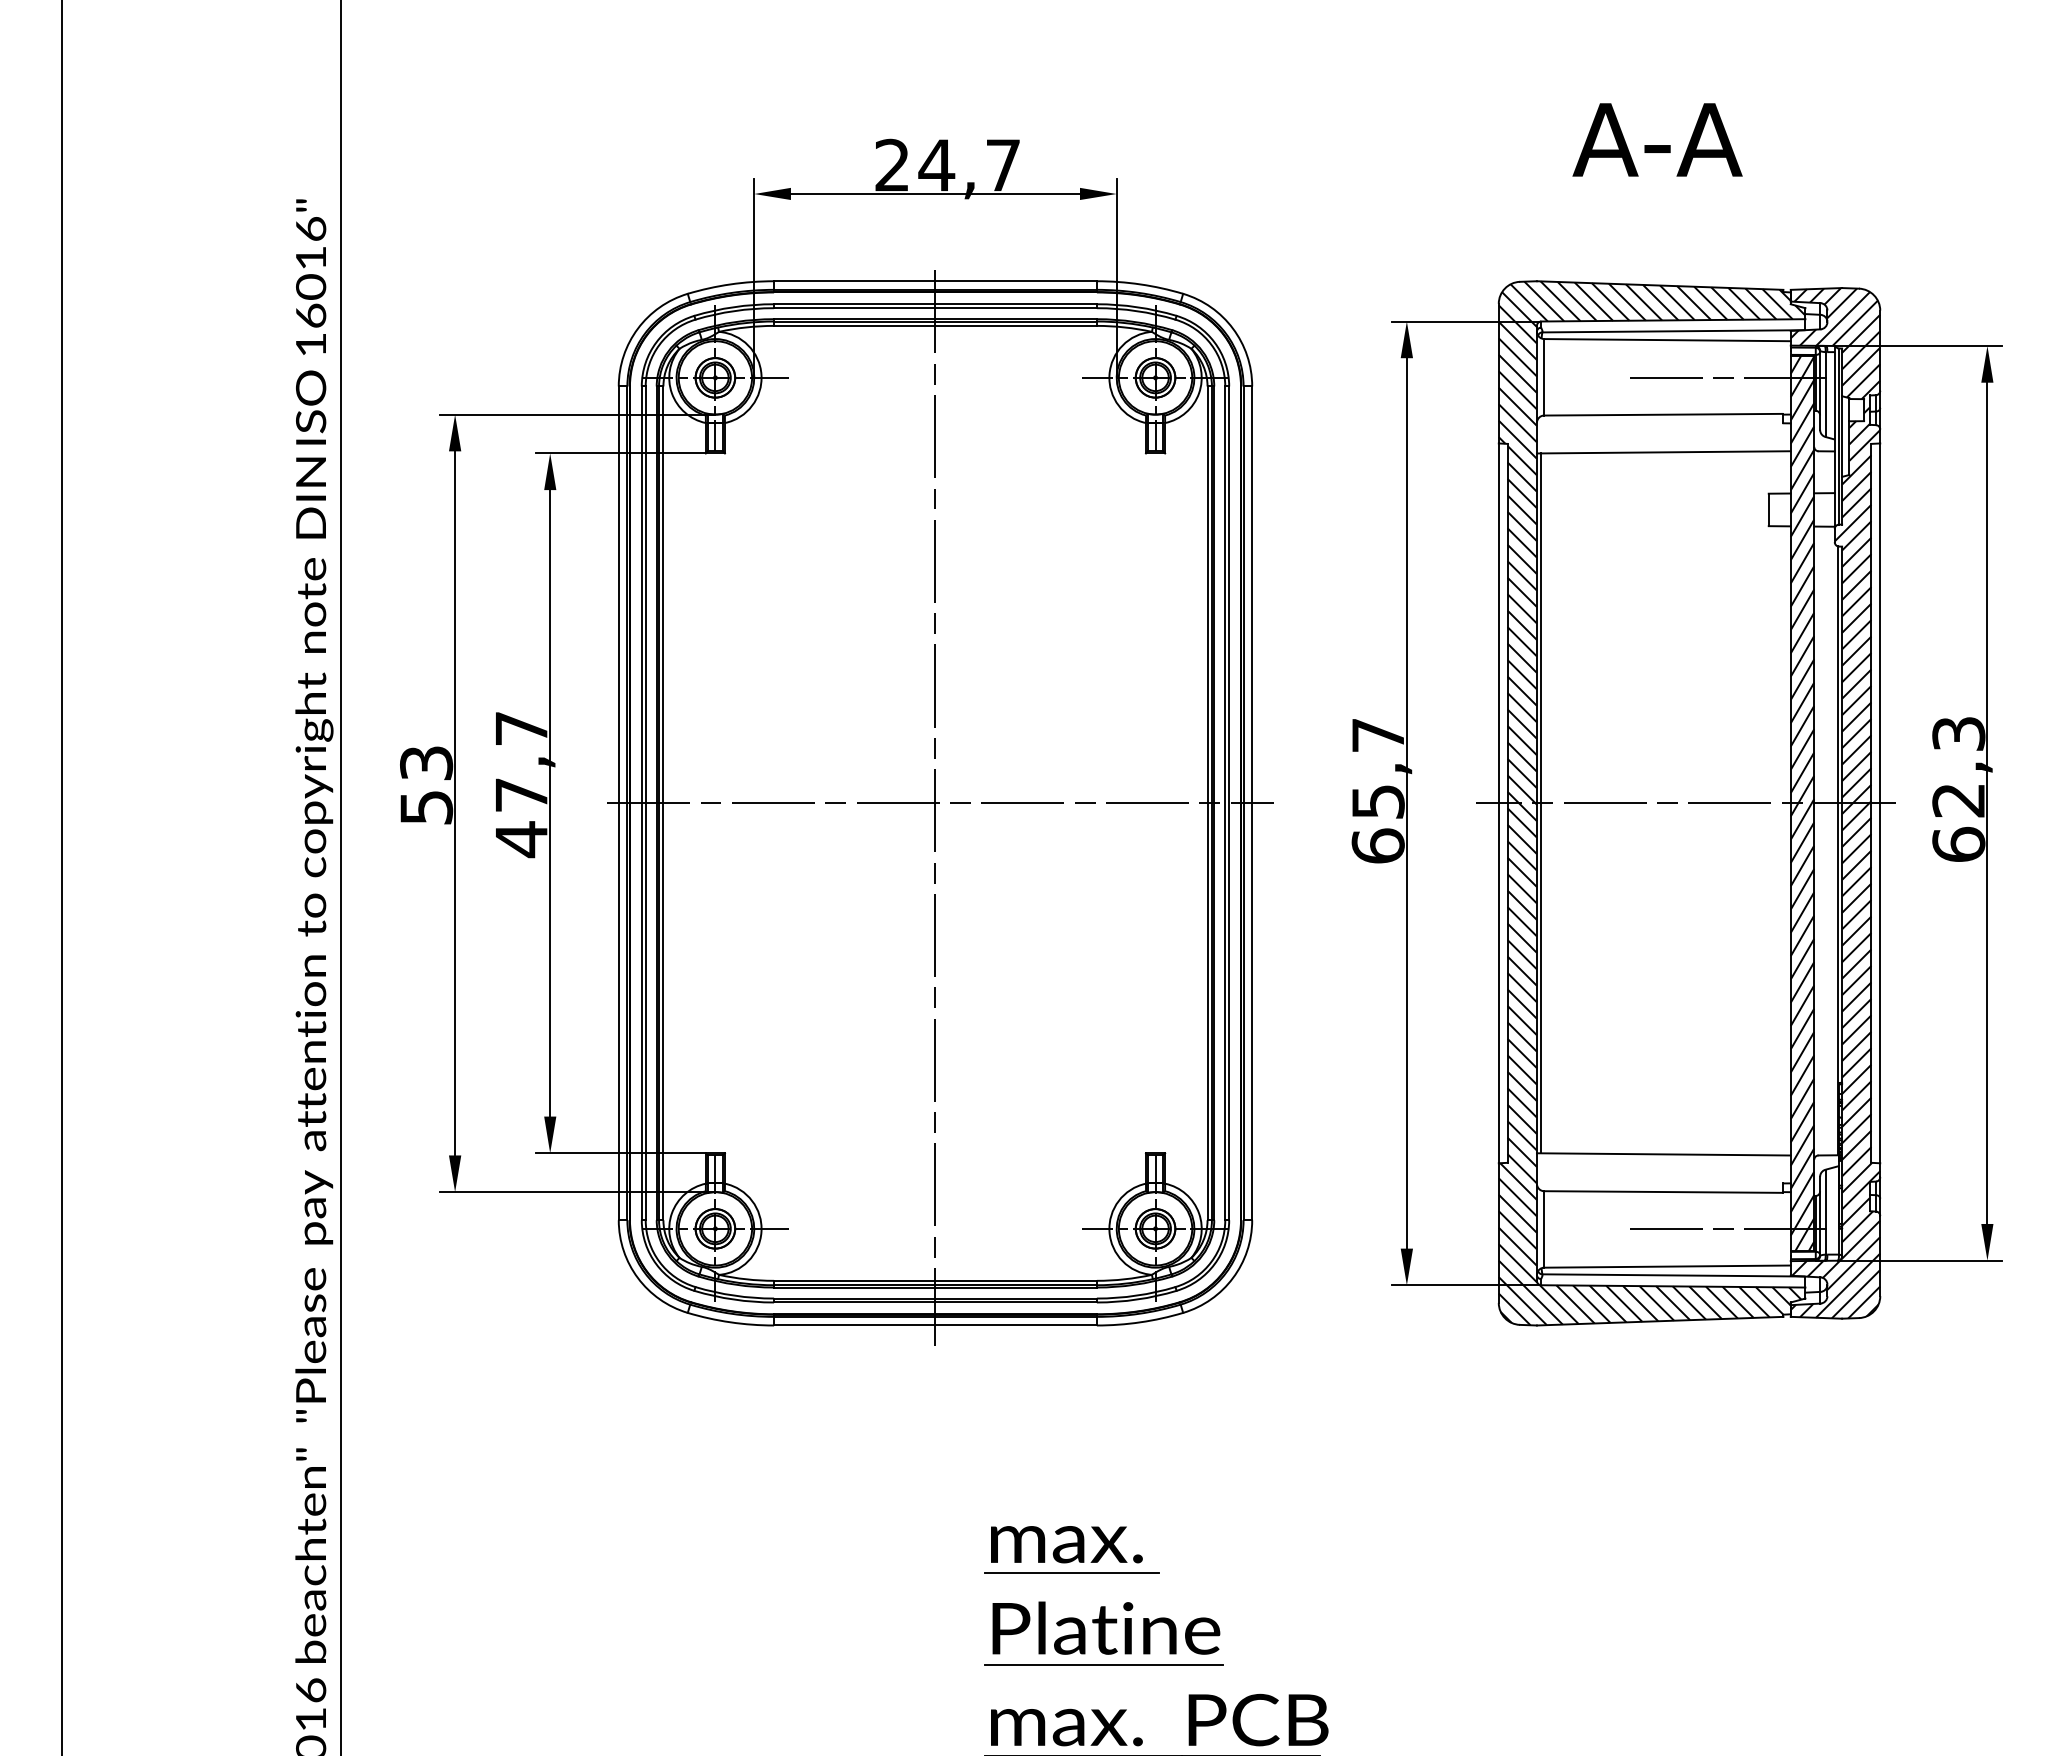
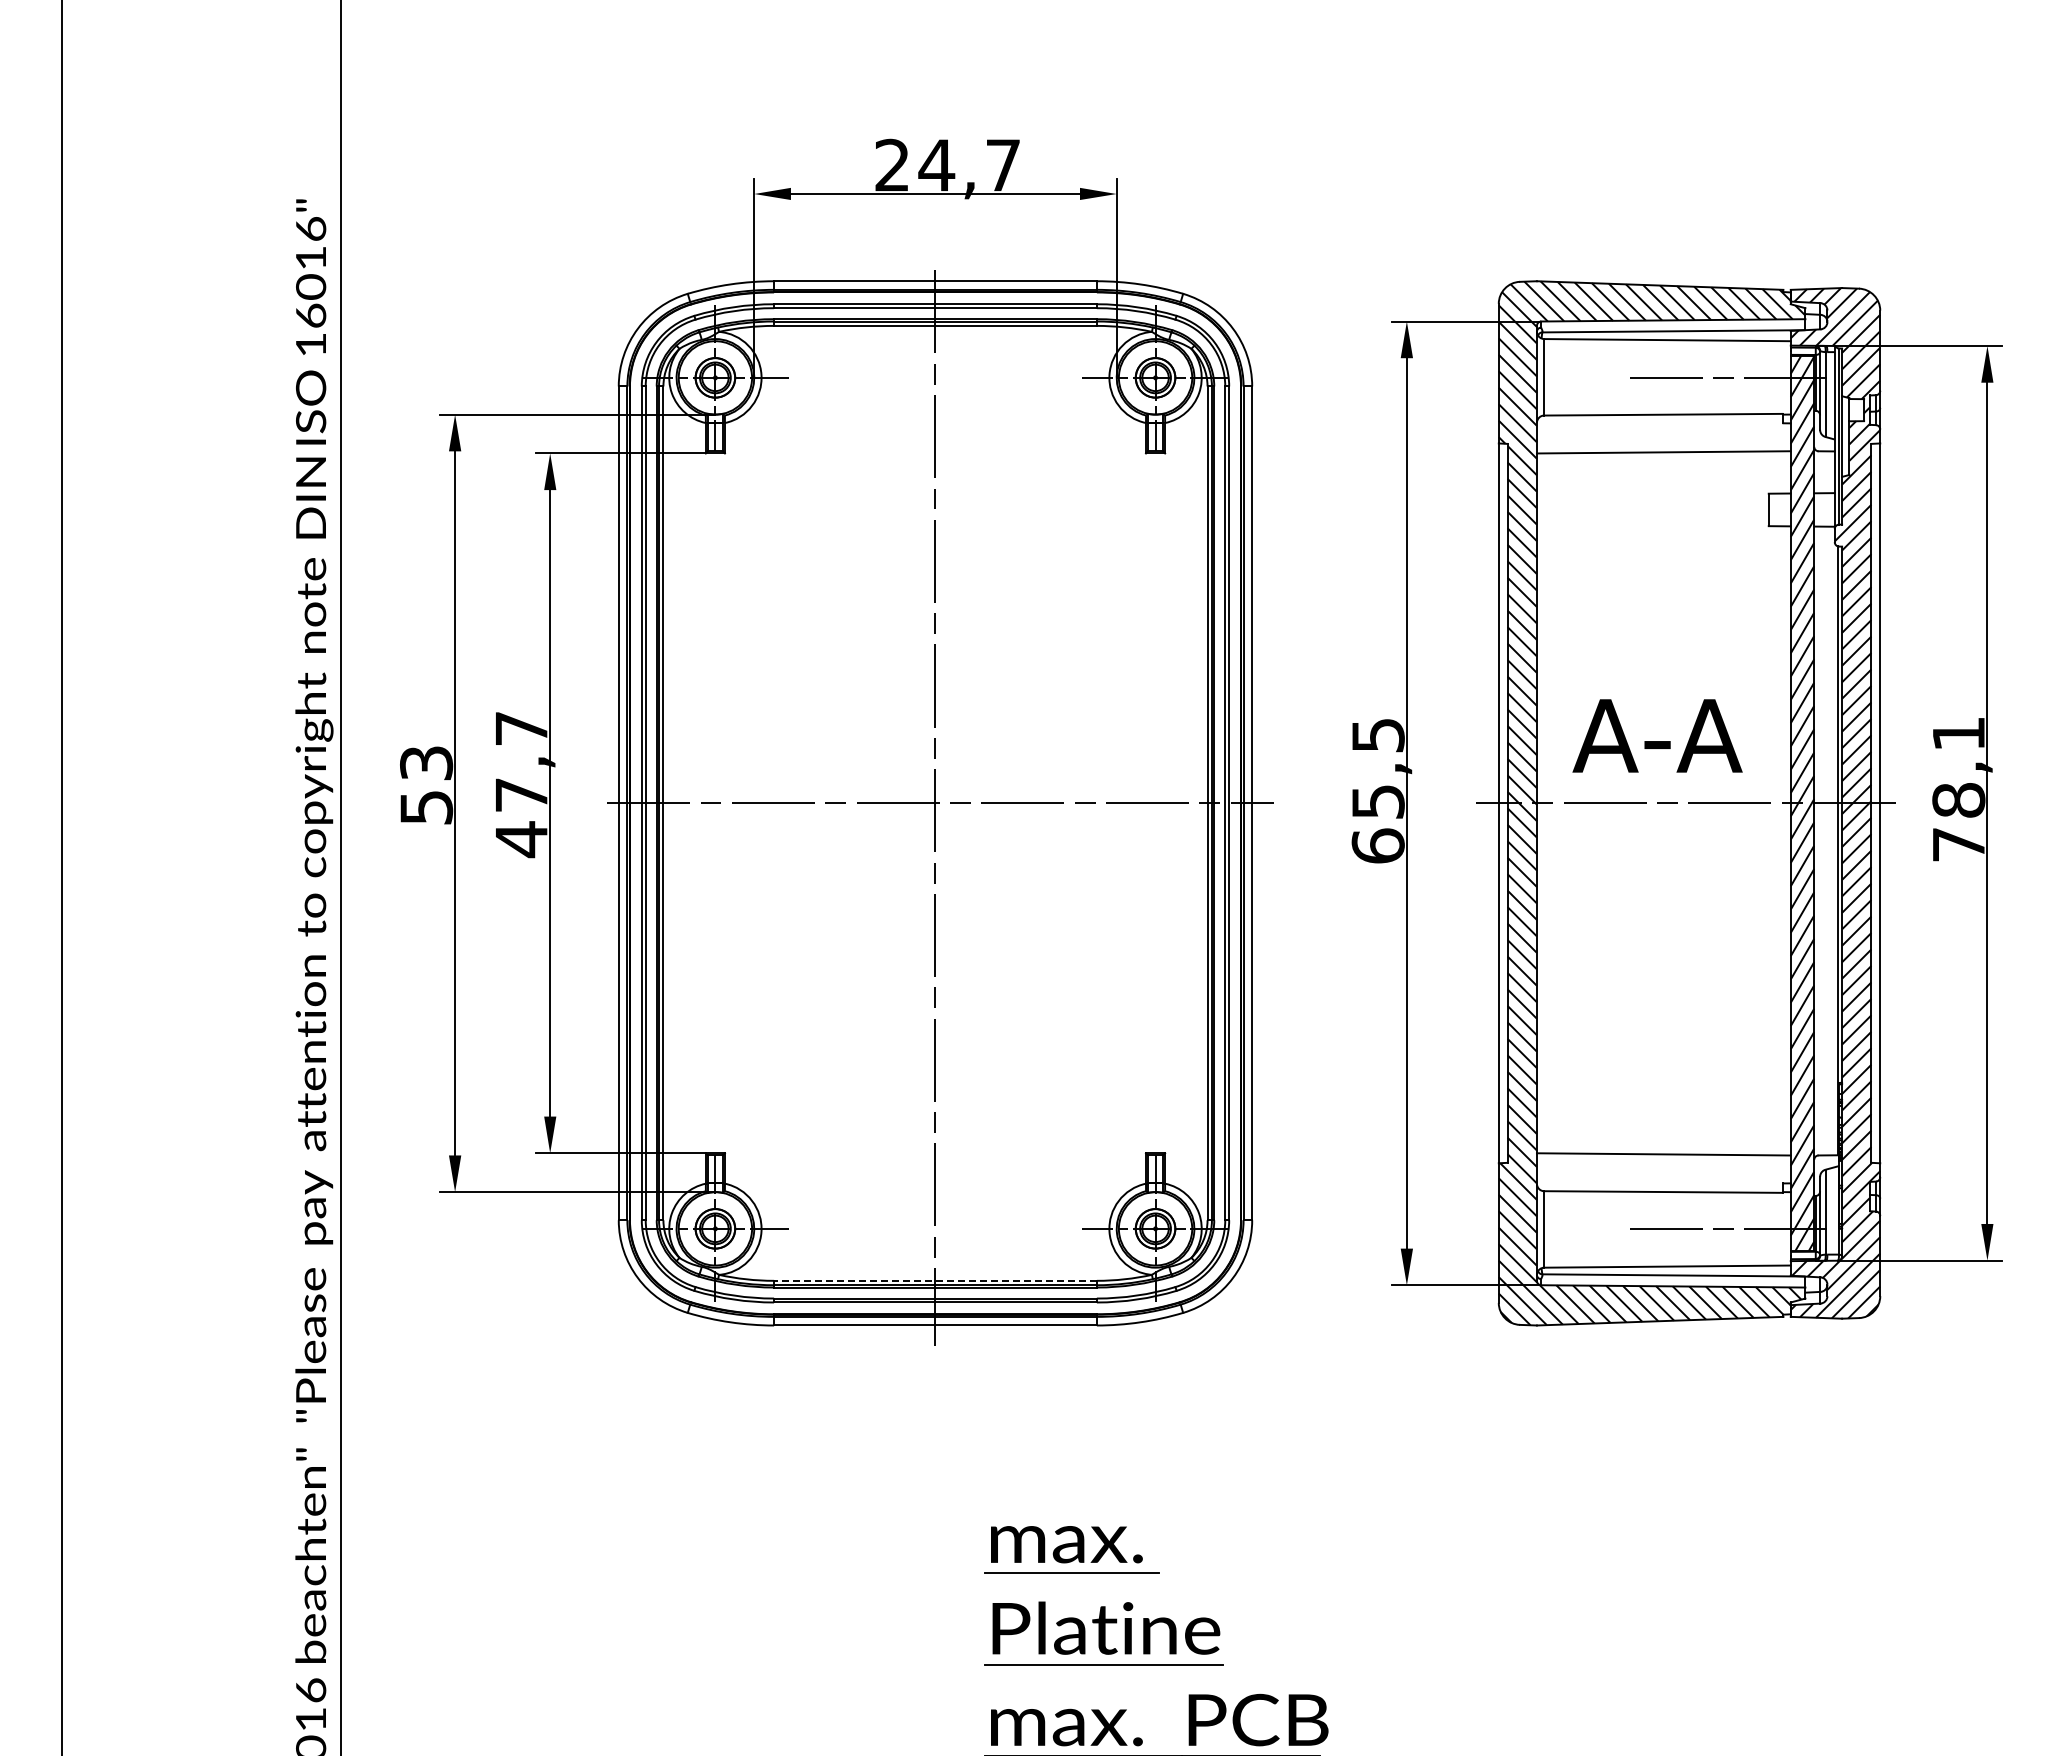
text position: (1657, 139) -> (1657, 735) (1657, 735)
text: 65,7 -> 65,5 (1378, 735)
text: 62,3 -> 78,1 (1958, 789)
line: present -> none (1541, 803)
line: solid -> dashed (934, 1280)
